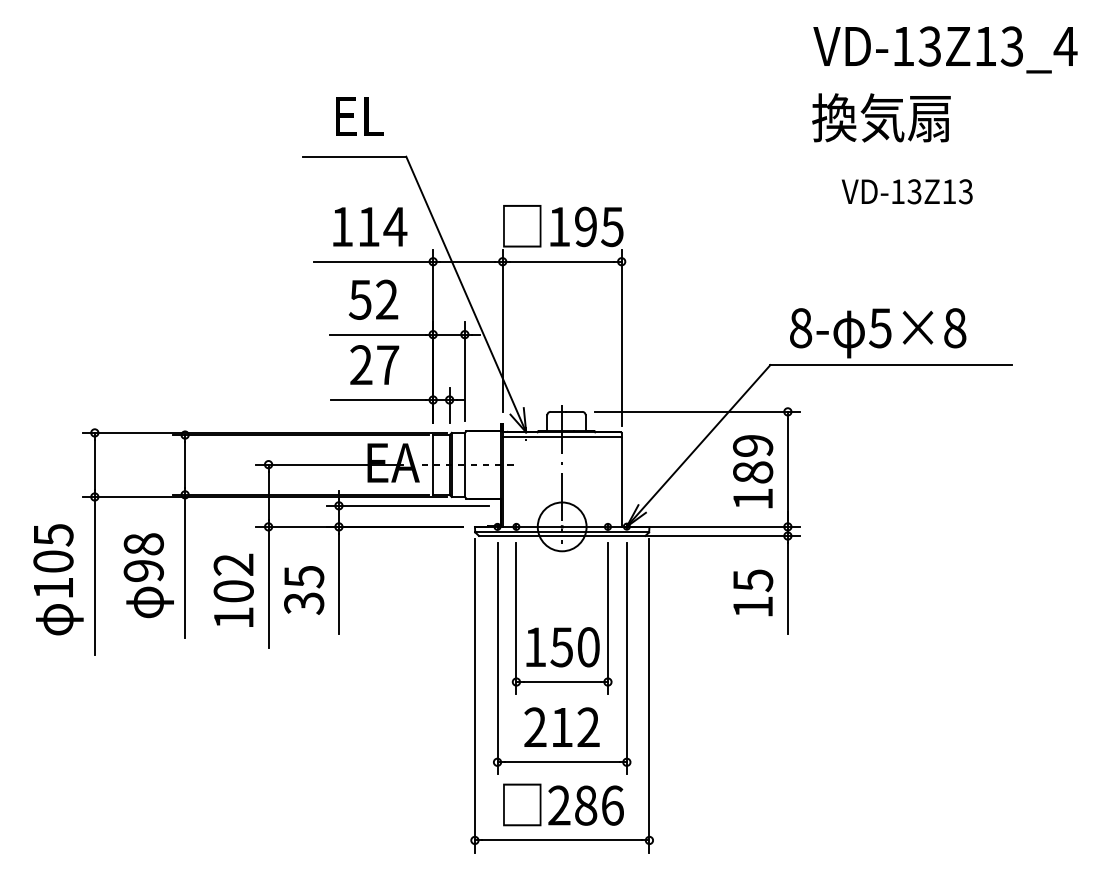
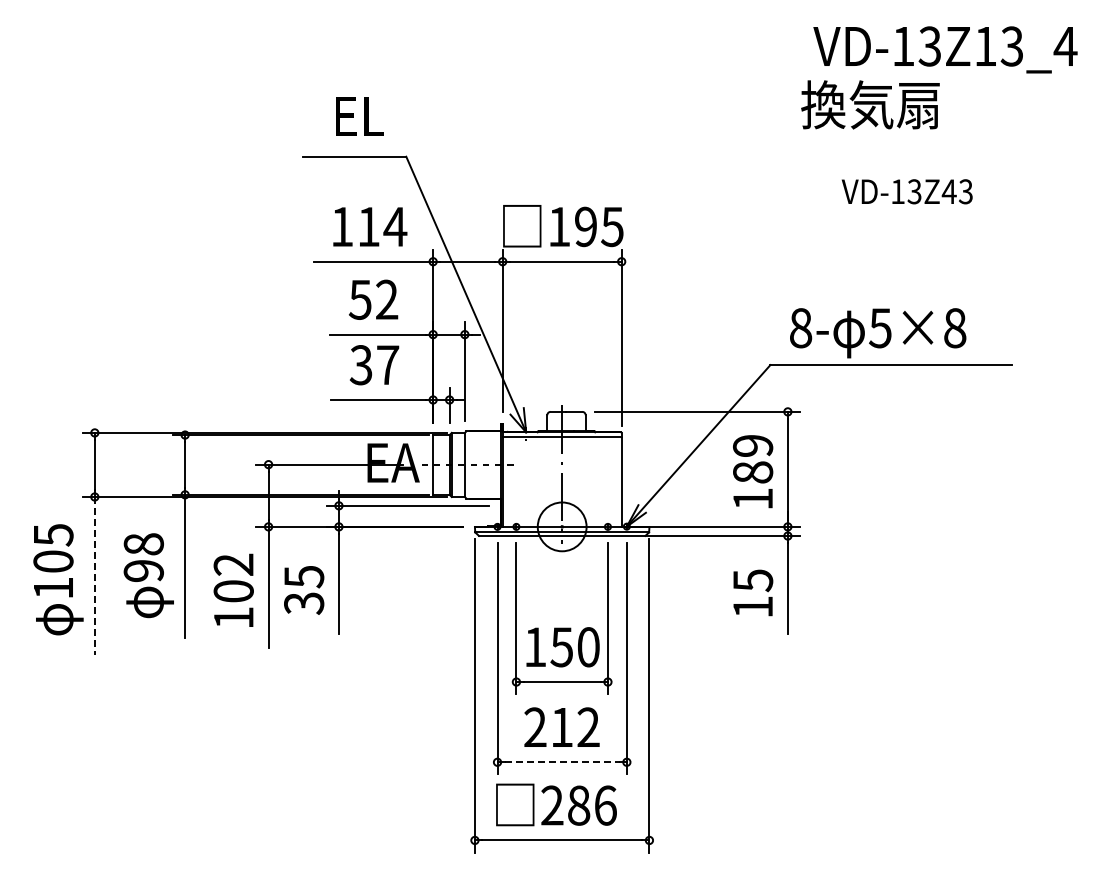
text position: (881, 117) -> (870, 104) (870, 104)
text: VD-13Z13 -> VD-13Z43 (948, 191)
text: 27 -> 37 (360, 365)
line: solid -> dashed (94, 576)
line: solid -> dashed (562, 762)
text position: (563, 804) -> (556, 804) (556, 804)
